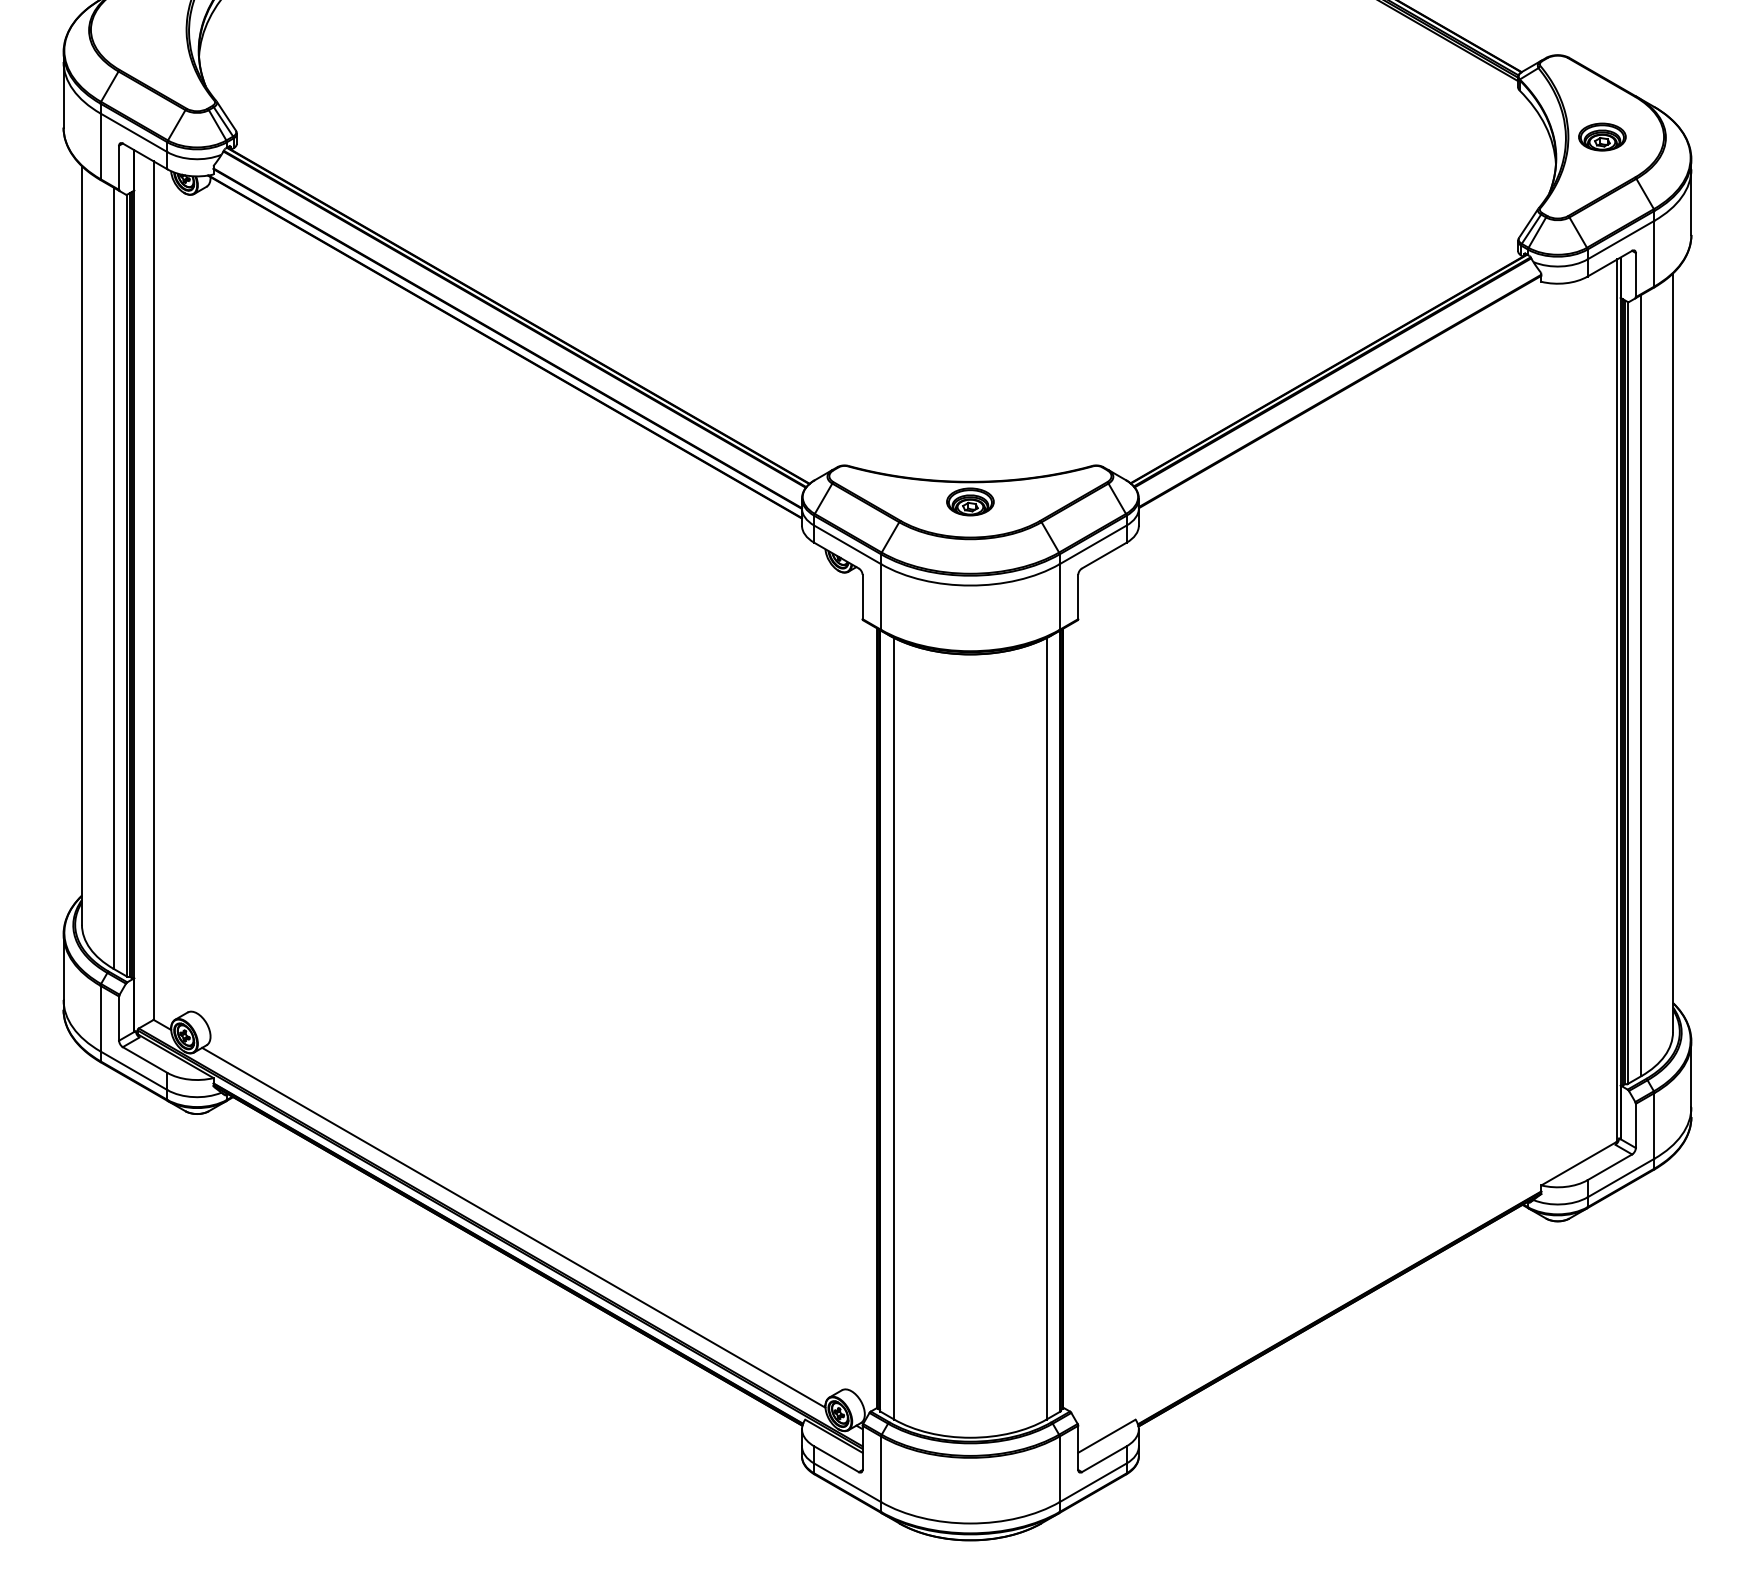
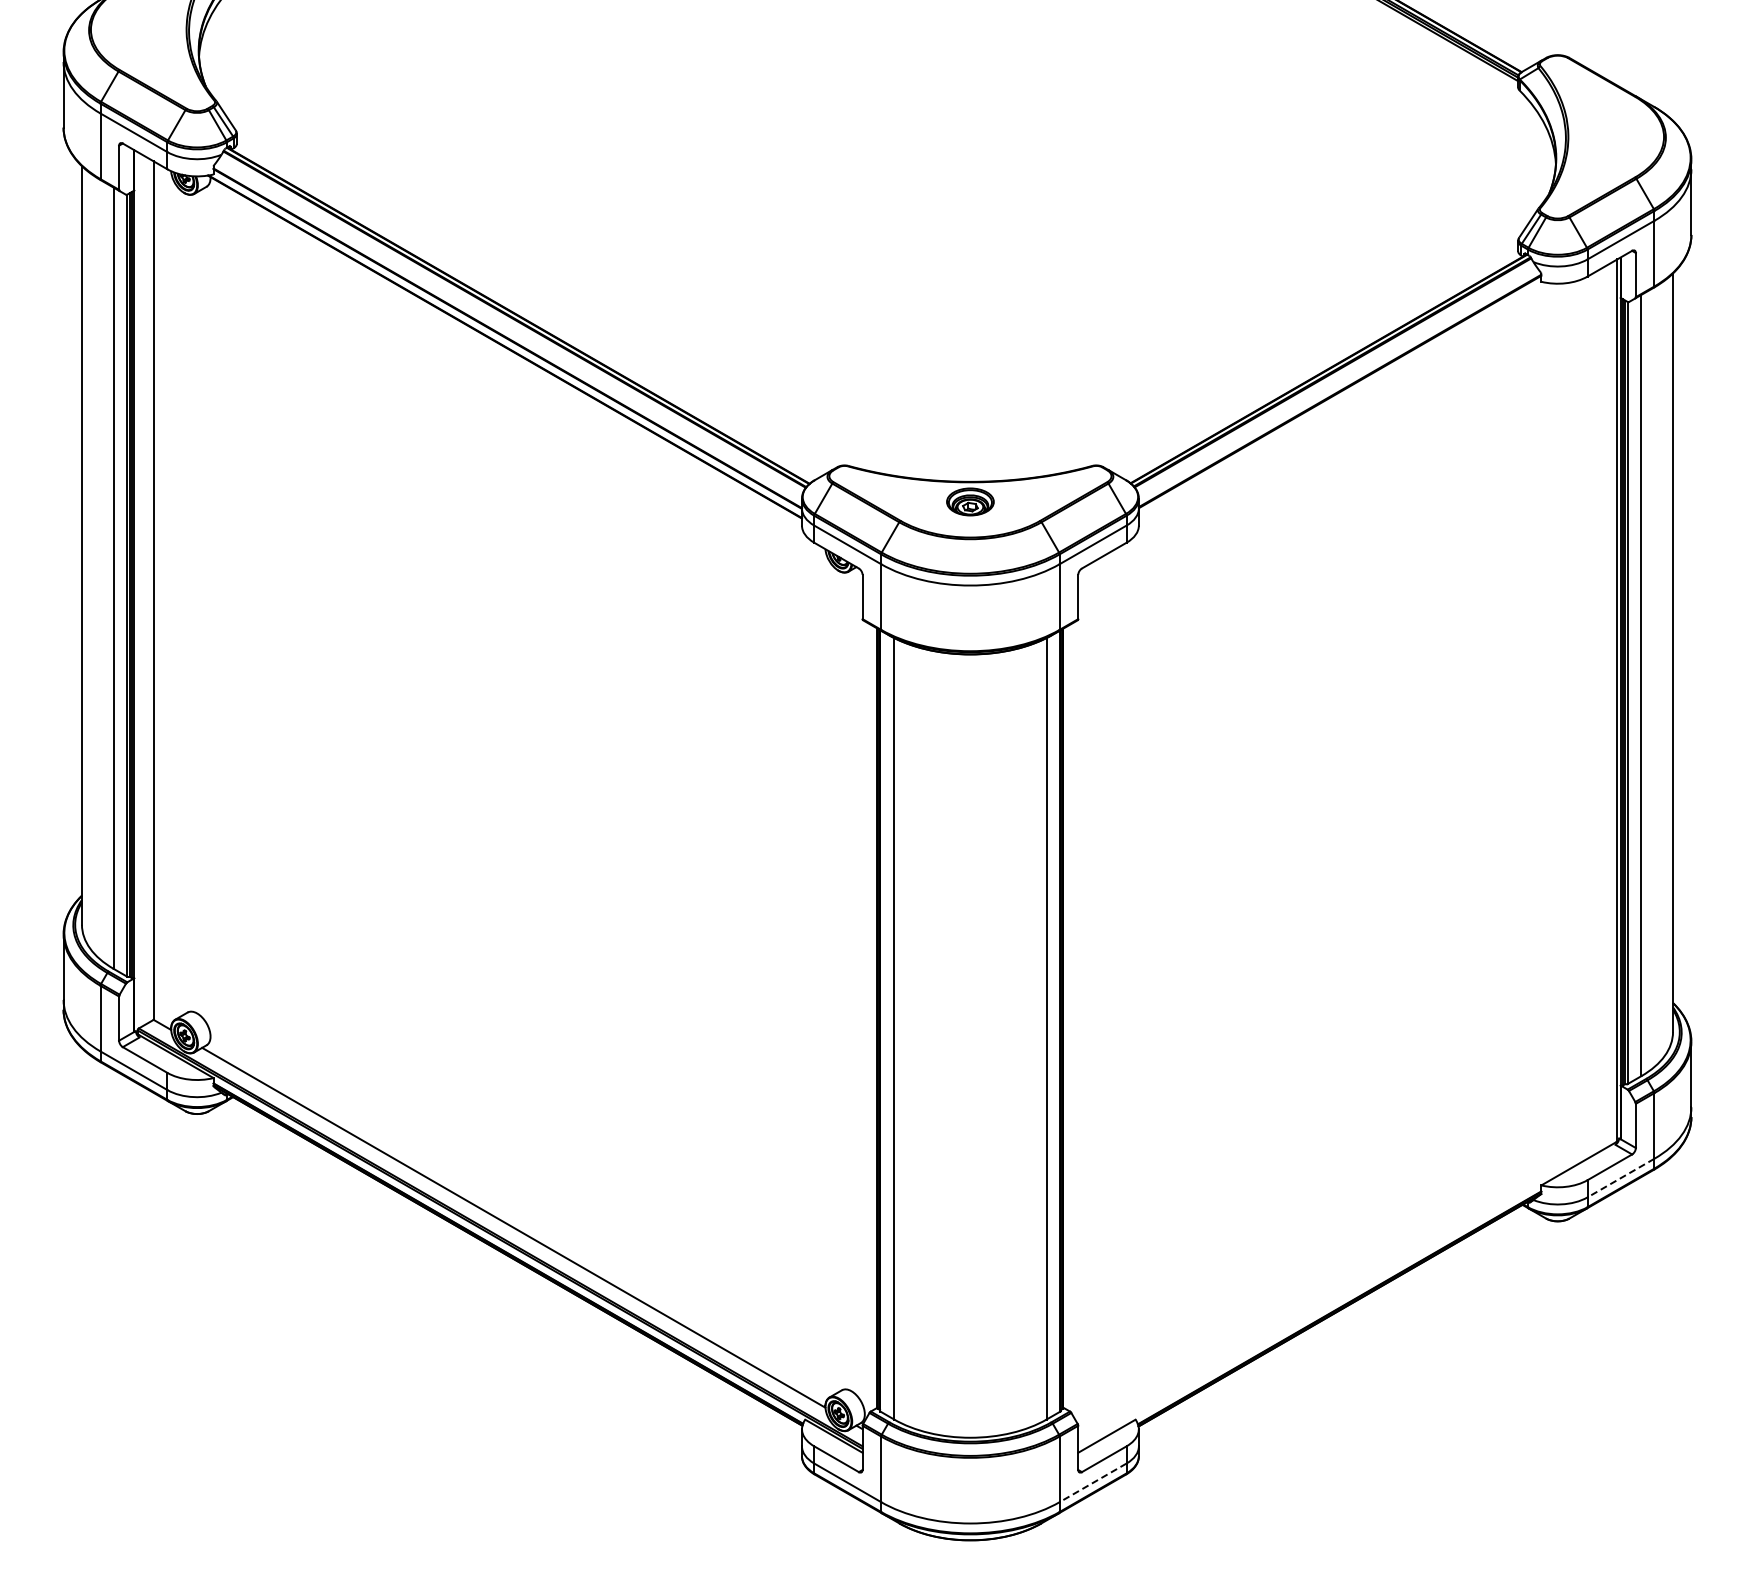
part: present -> none (1602, 136)
line: solid -> dashed (1621, 1178)
line: solid -> dashed (1093, 1482)
